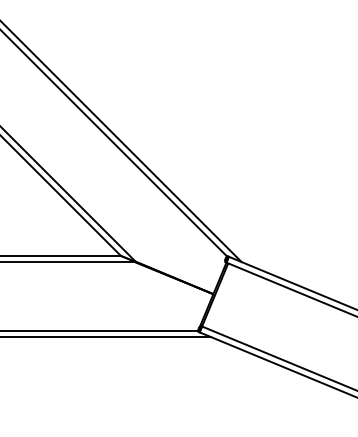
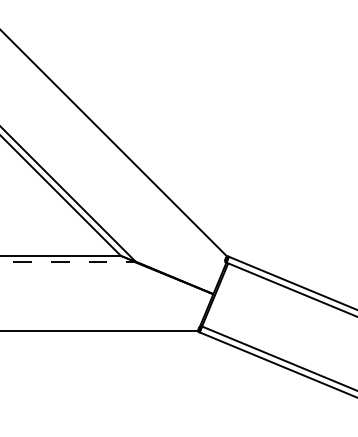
line: present -> none (121, 142)
line: solid -> dashed (68, 262)
line: present -> none (106, 336)
